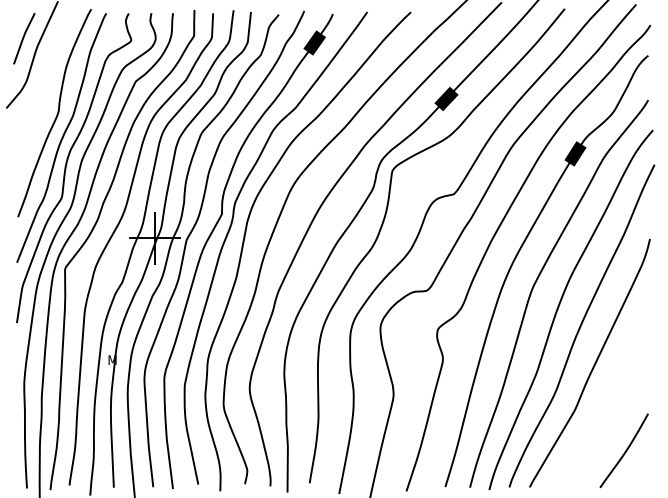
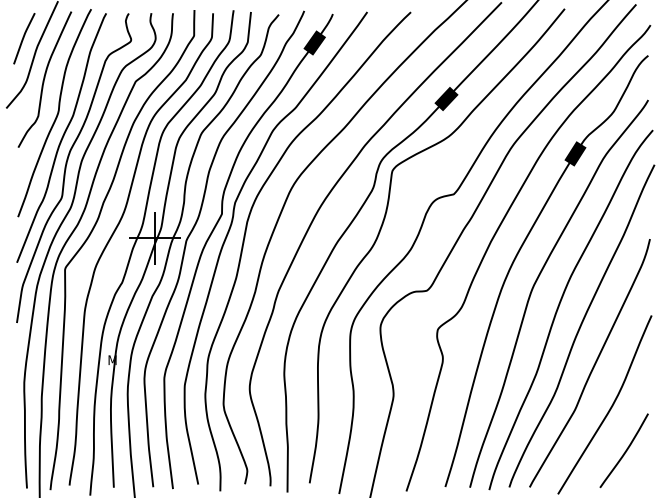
curve: none -> present (44, 79)
curve: none -> present (610, 406)
